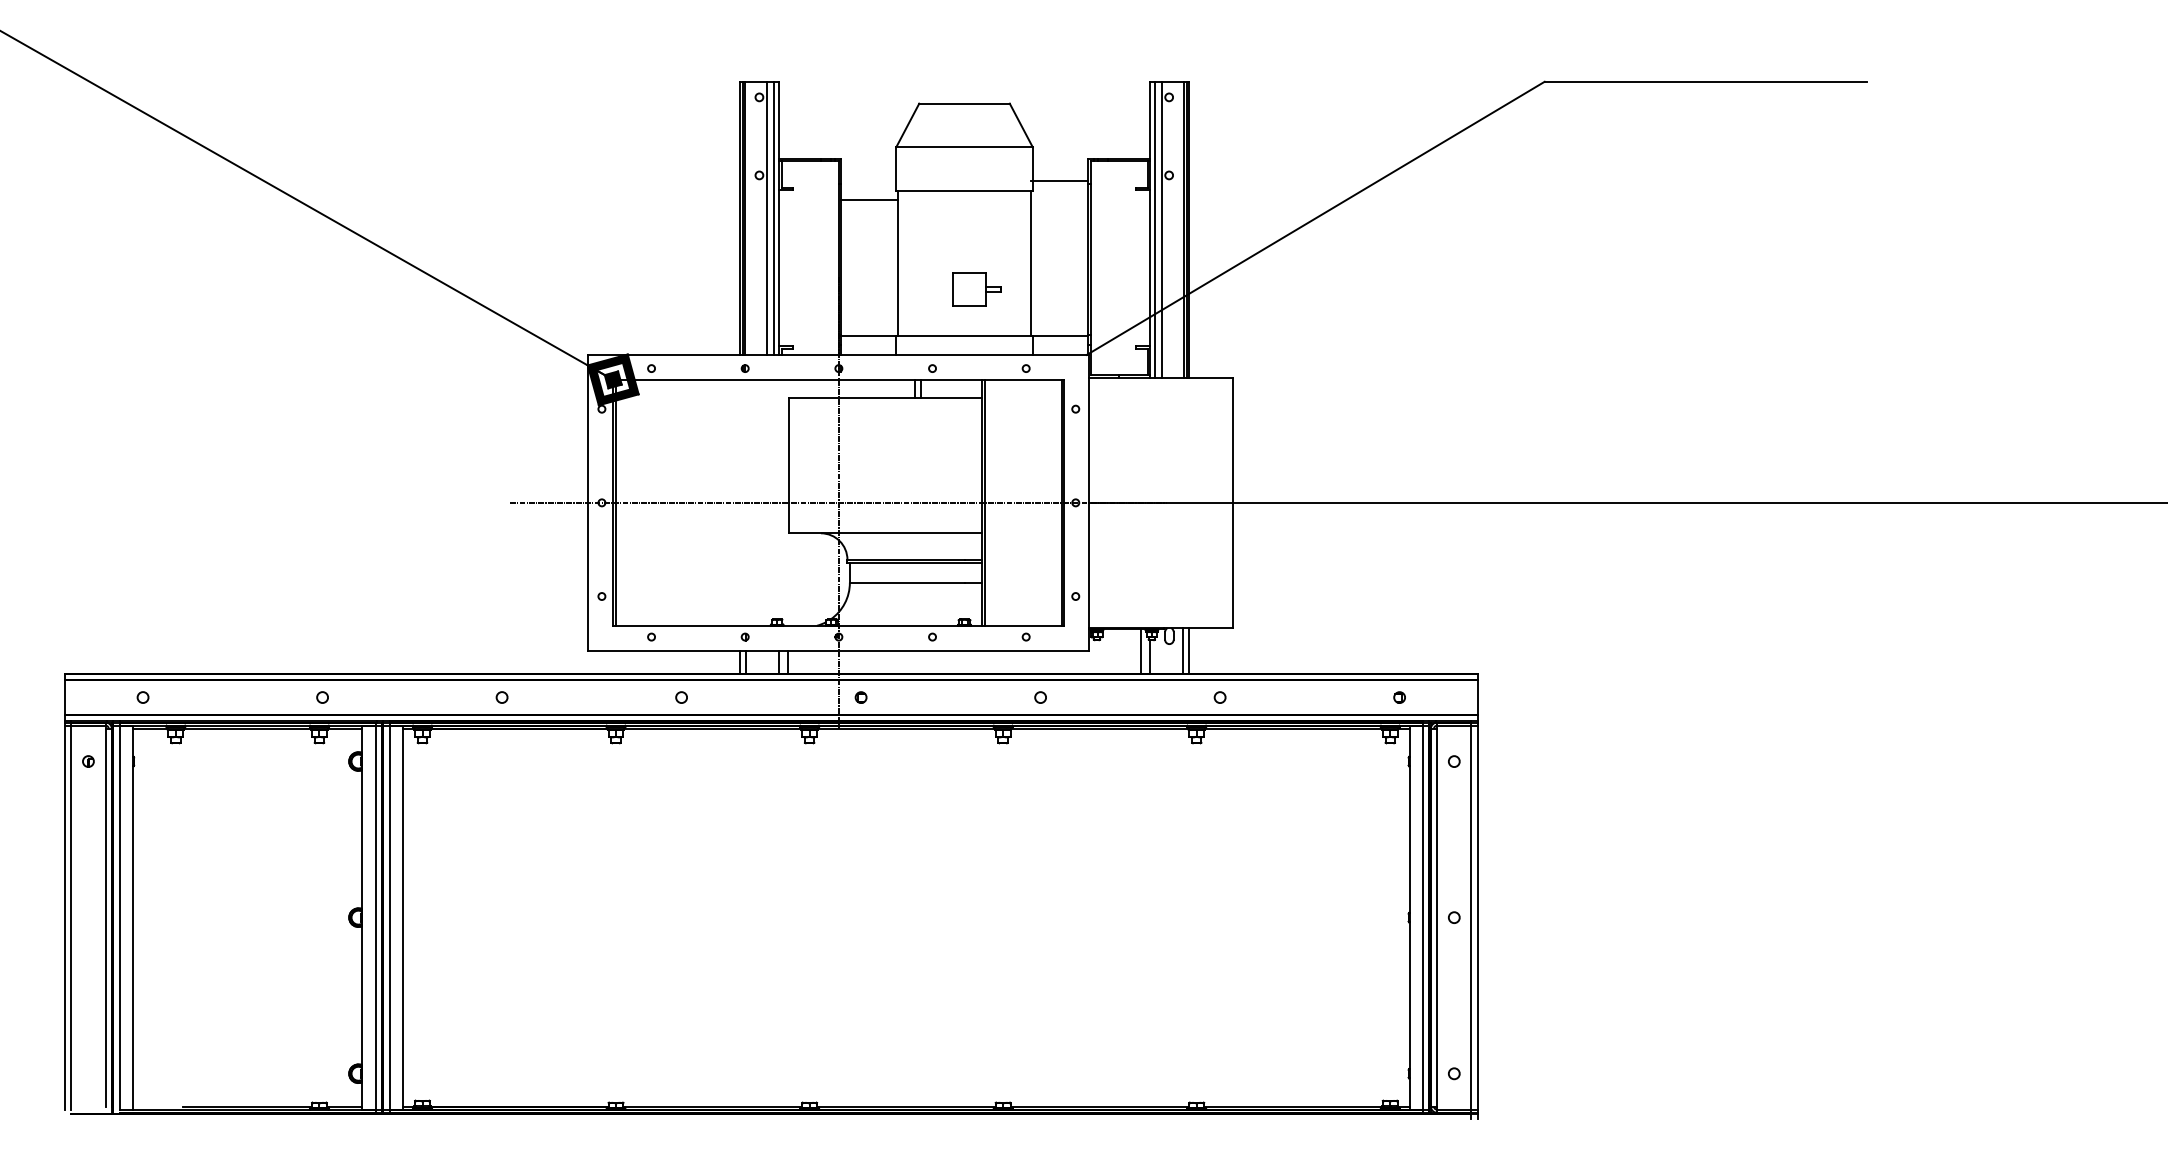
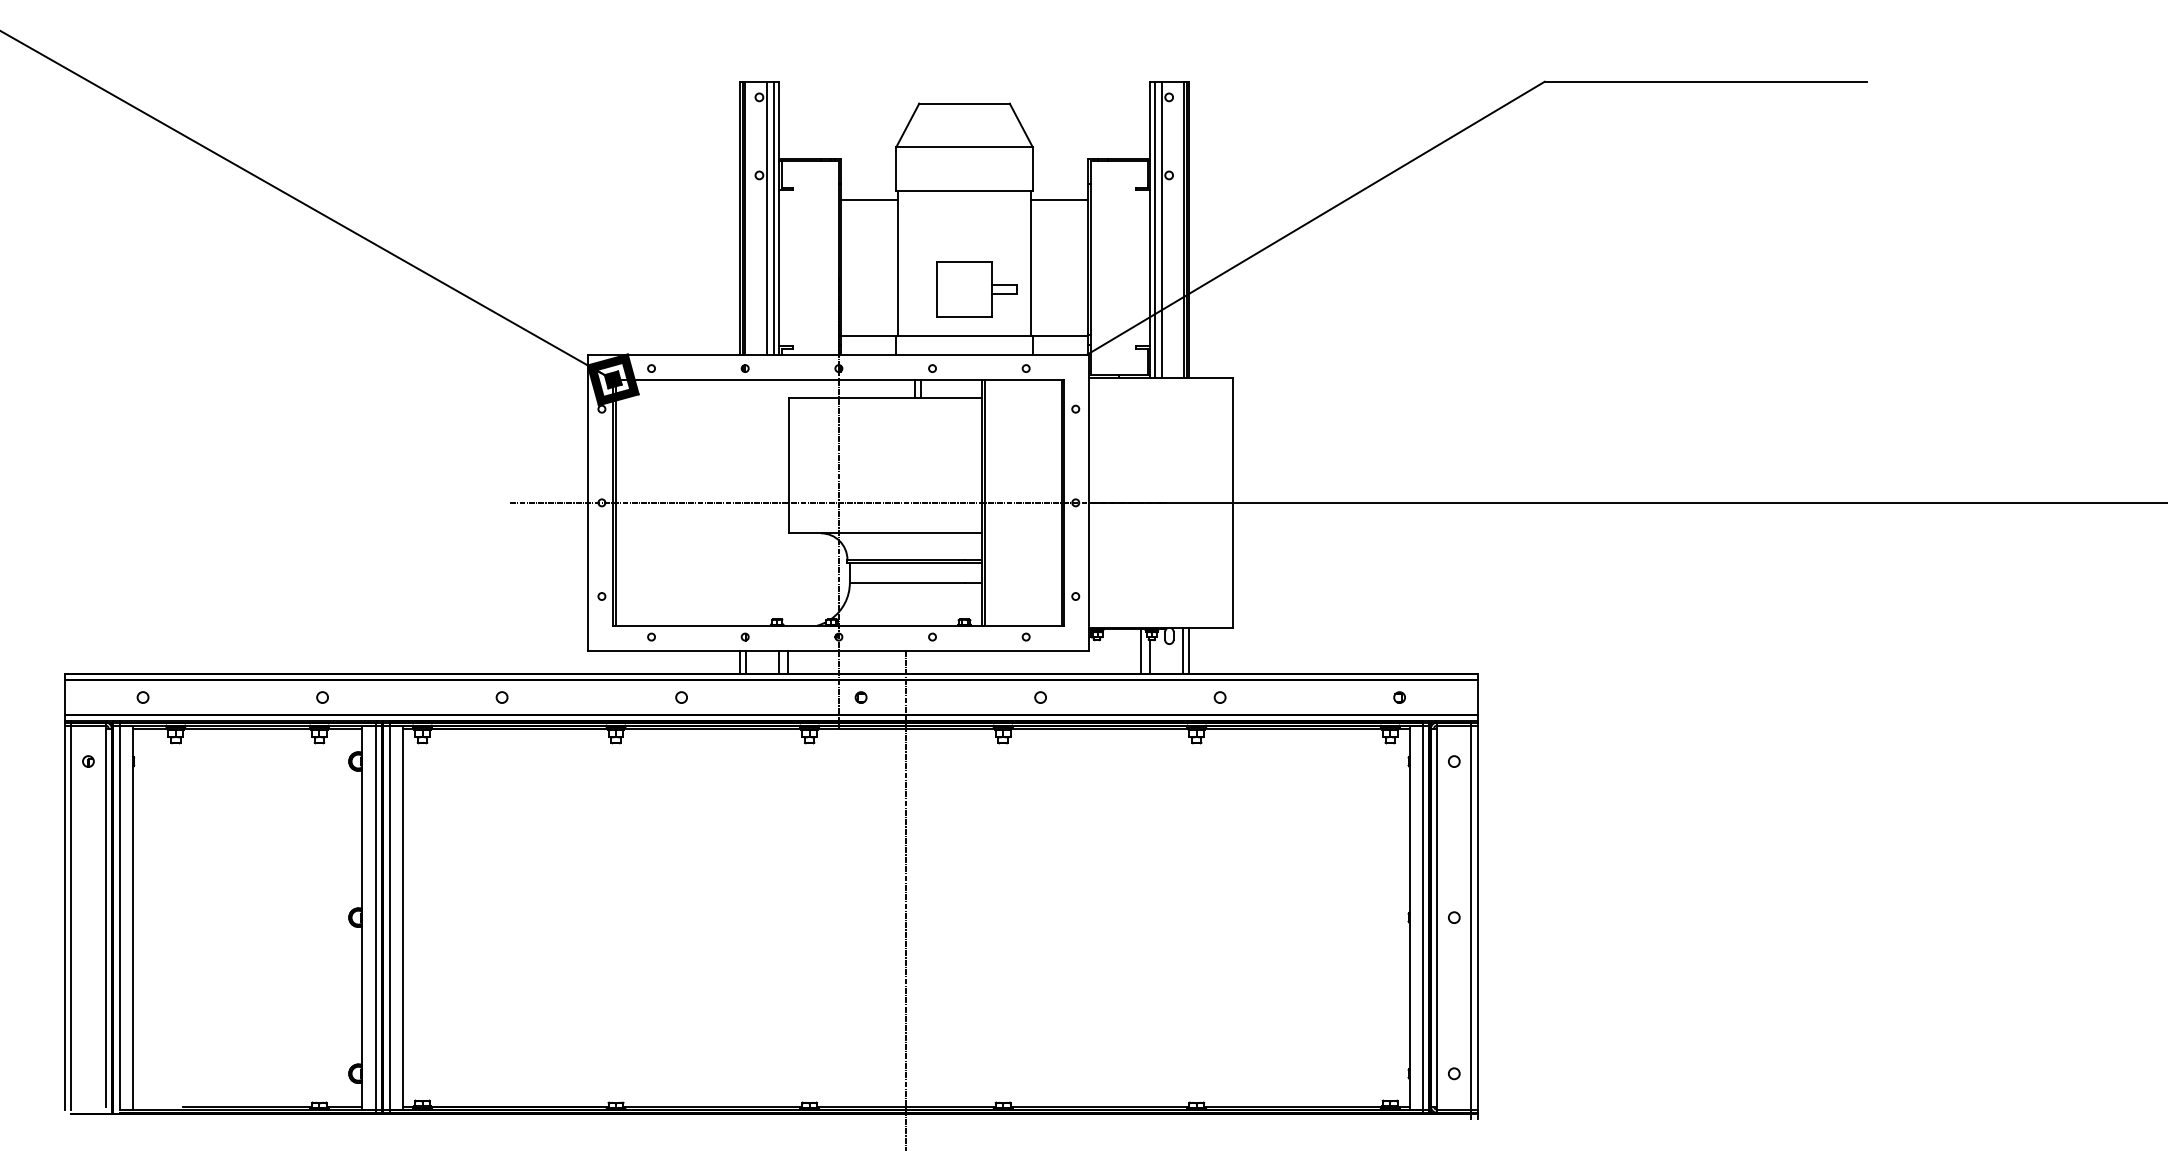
line position: (1059, 181) -> (1059, 200) (1059, 200)
part size: 50x35 px -> 82x57 px (976, 289)
line: none -> present (906, 898)
